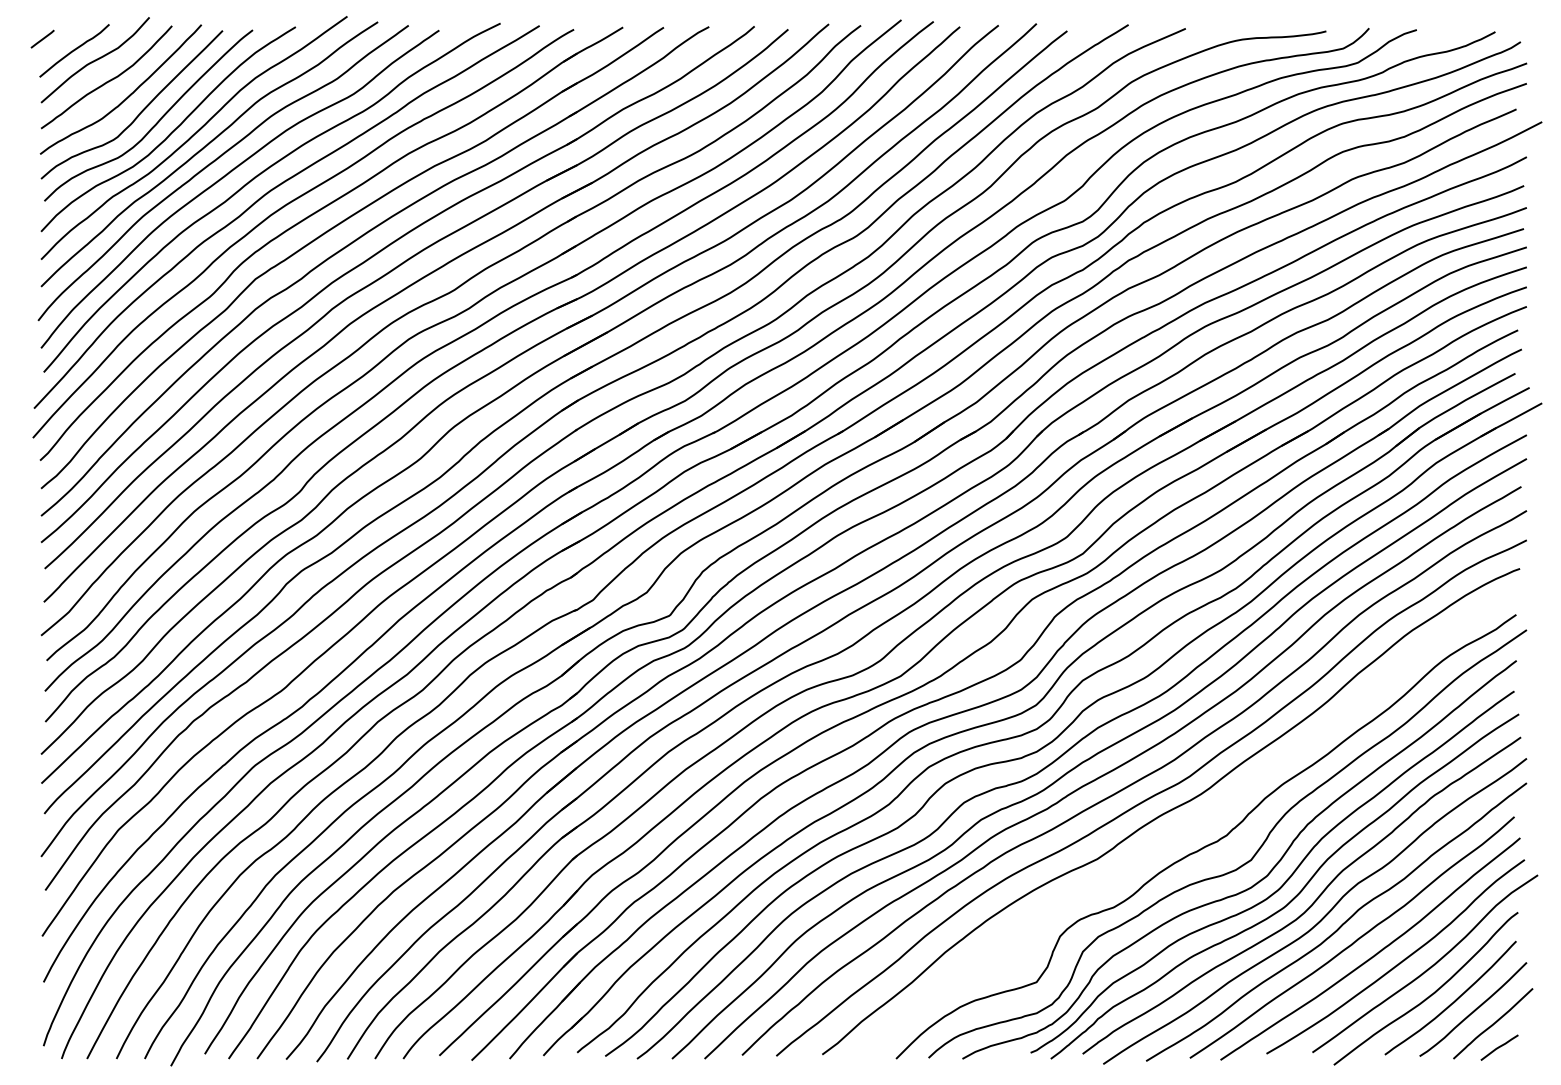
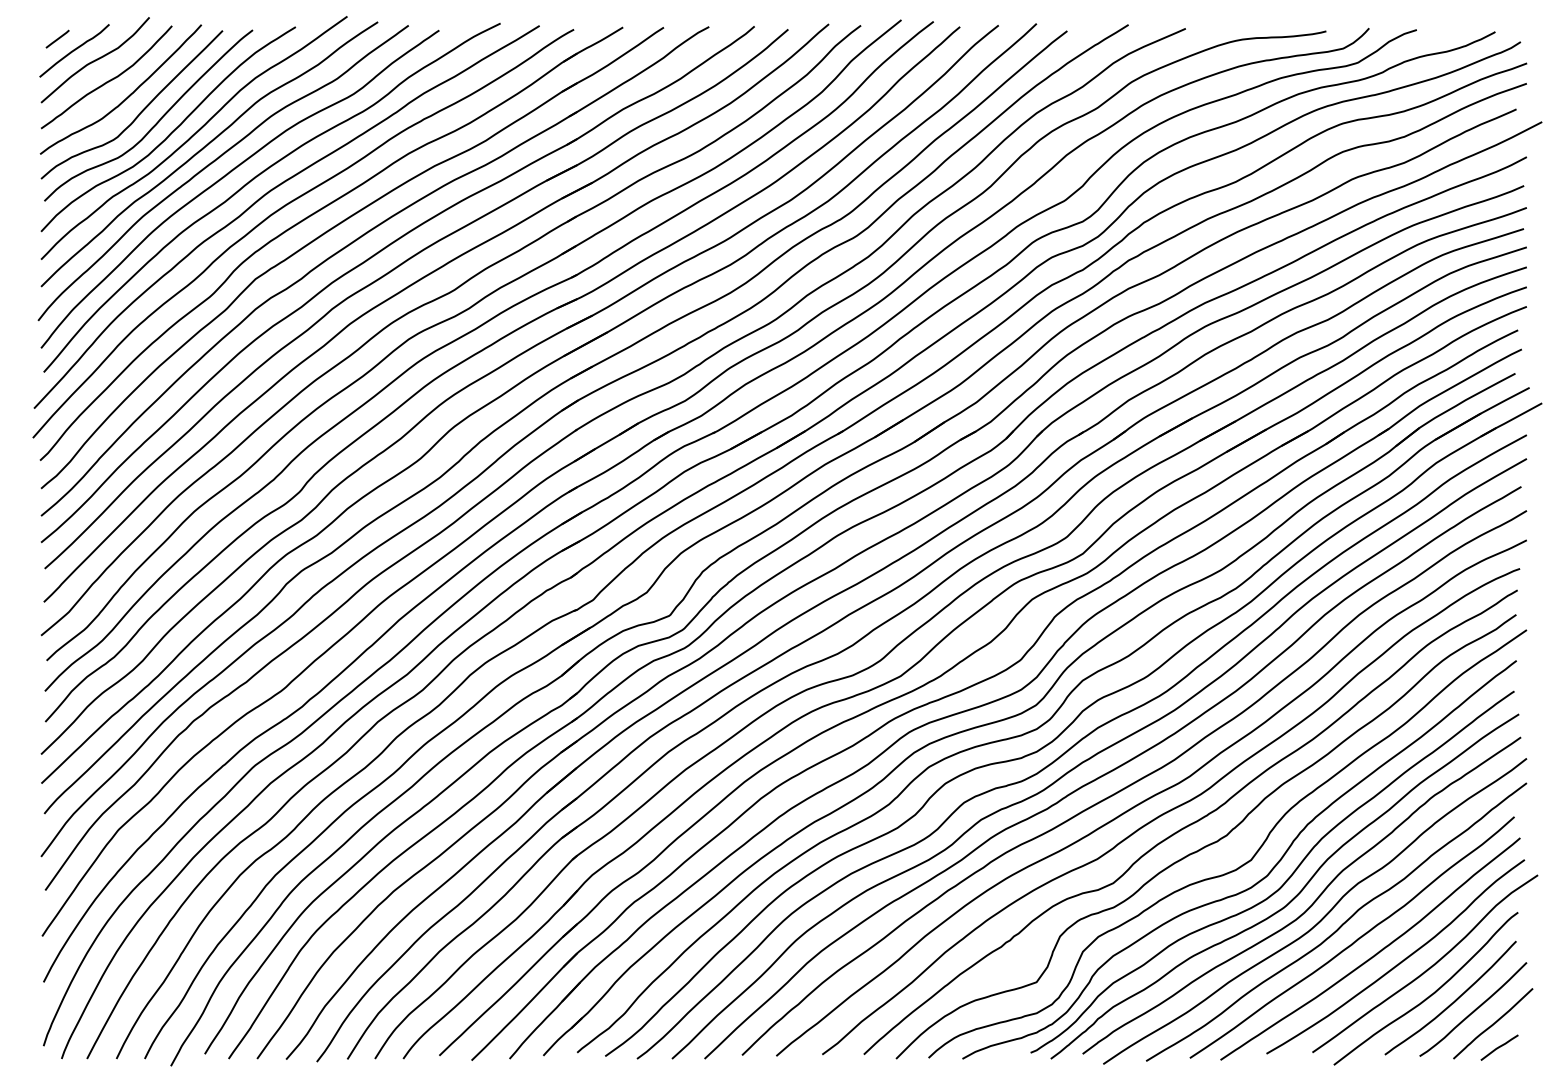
line position: (42, 38) -> (57, 38) (57, 38)
curve: none -> present (1190, 823)
